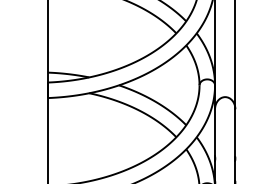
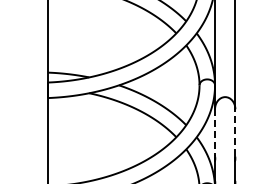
line: solid -> dashed (215, 132)
line: solid -> dashed (235, 132)
